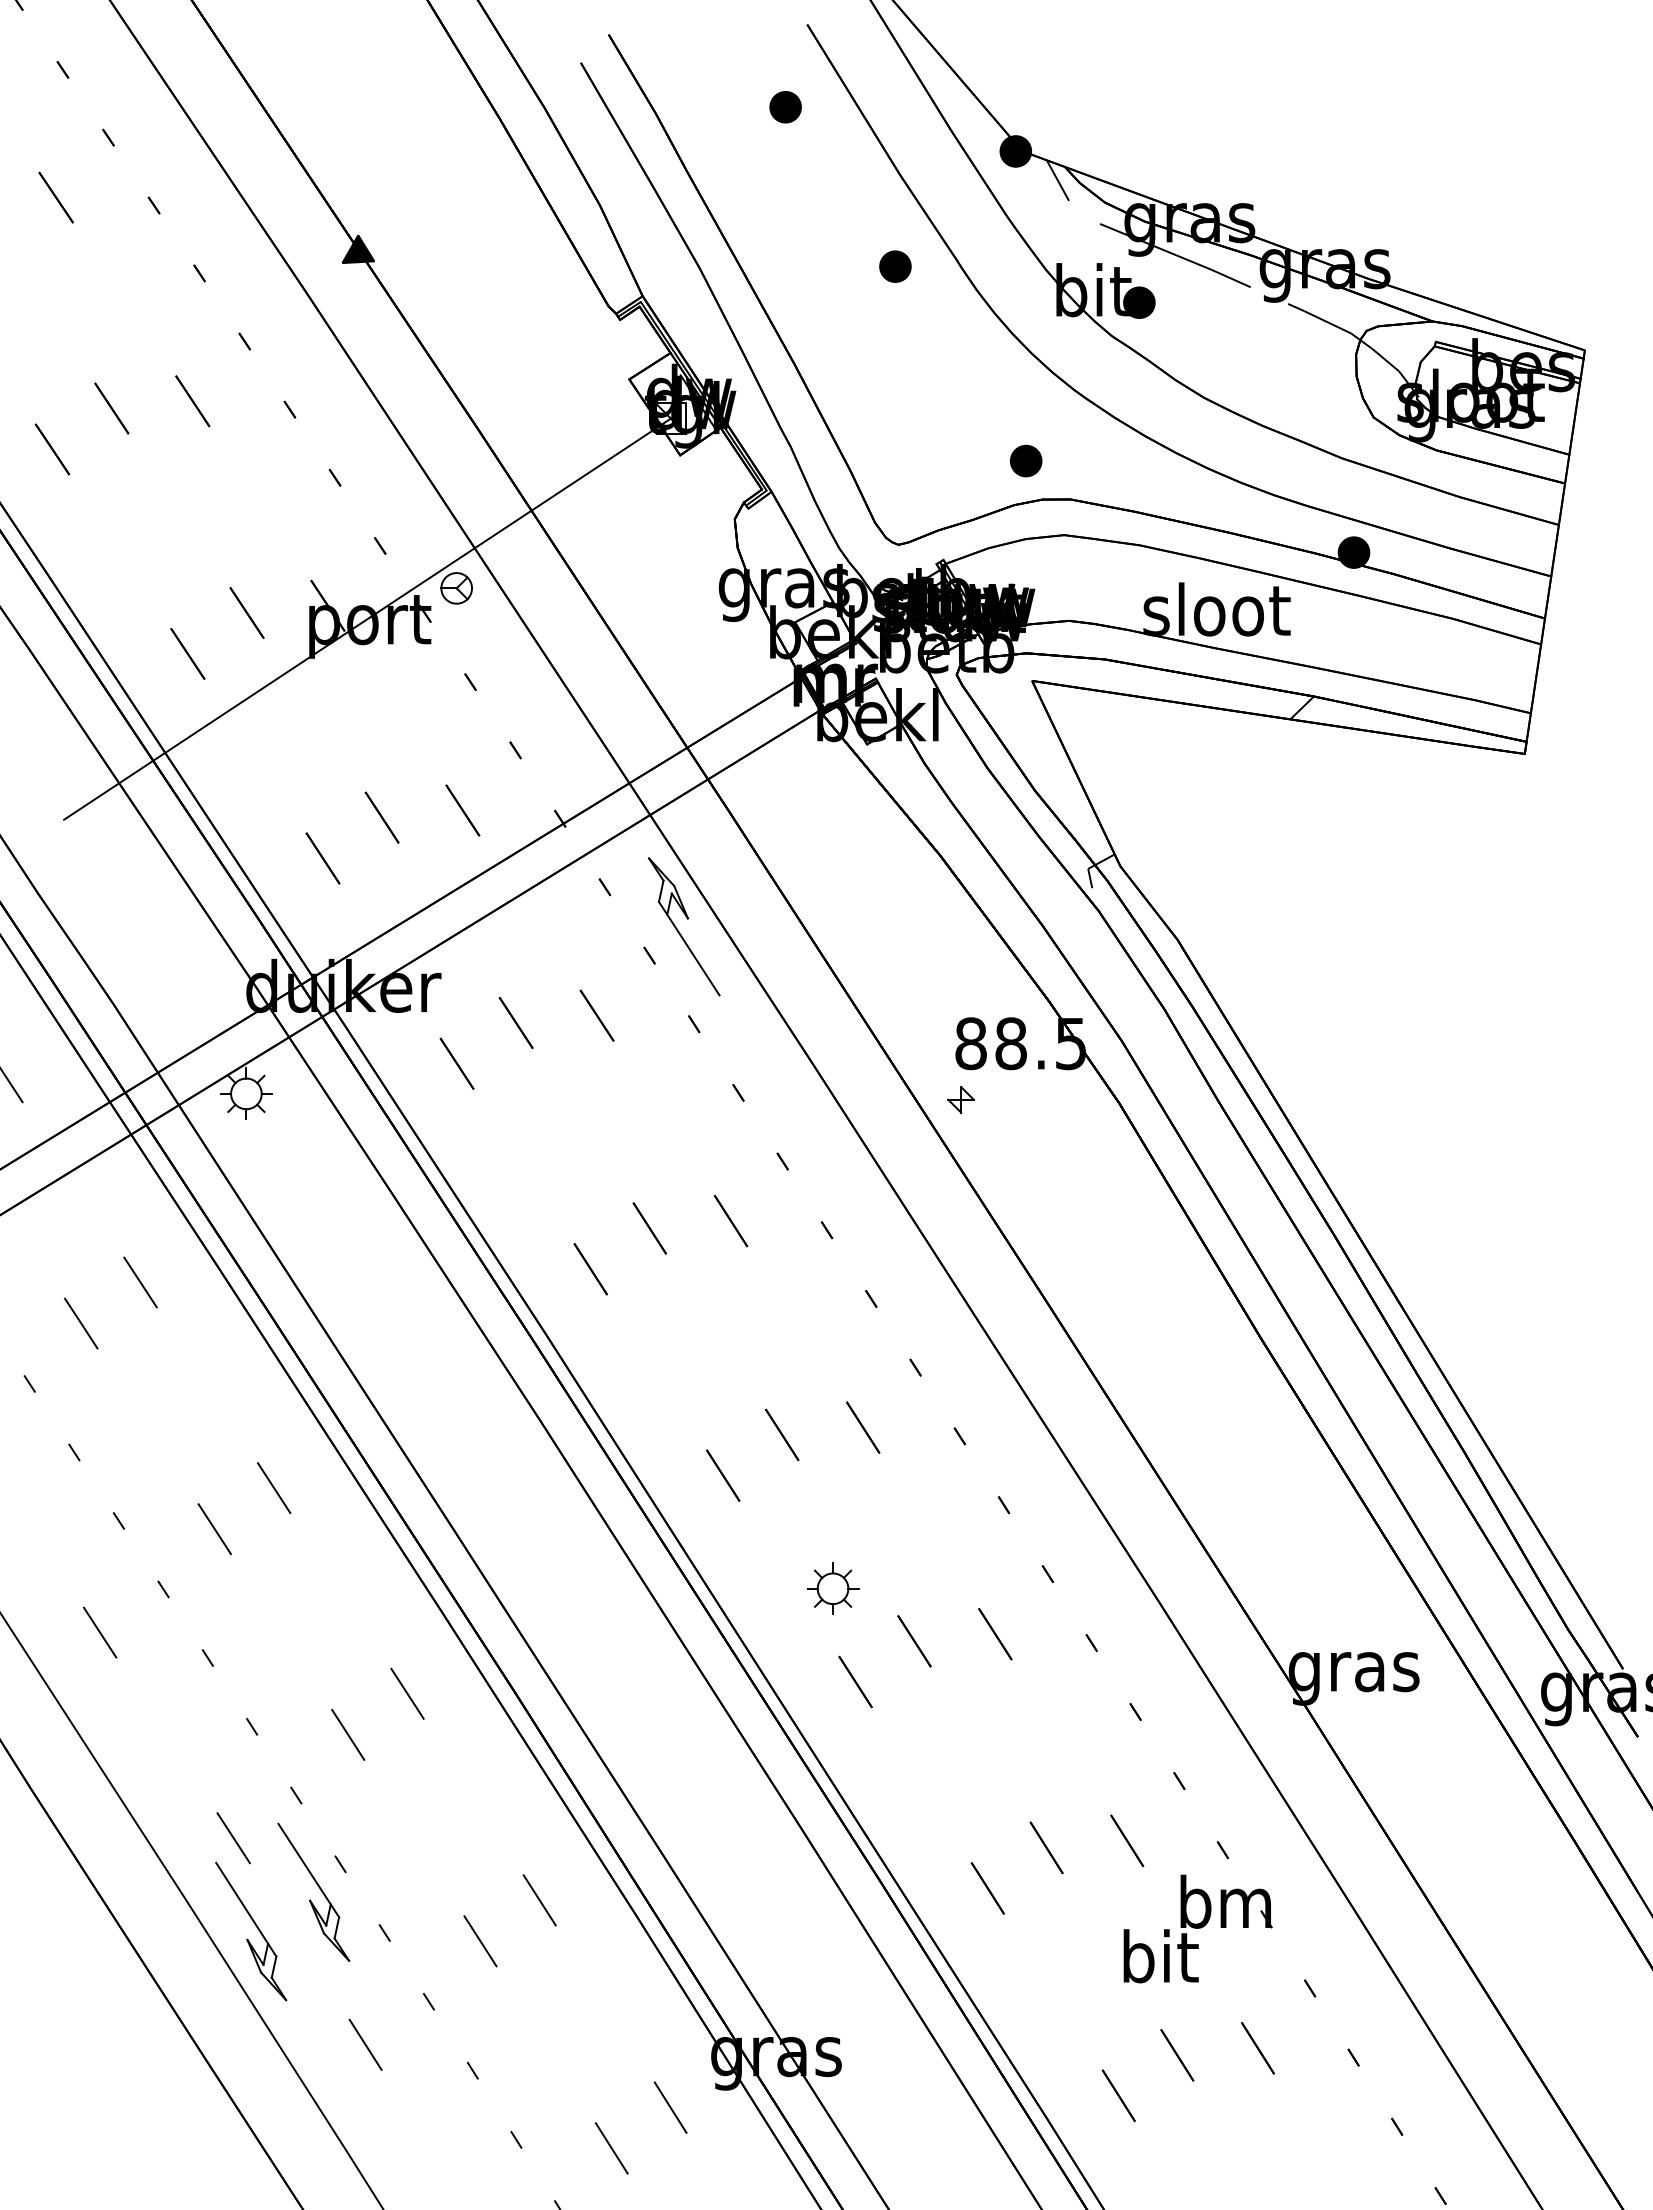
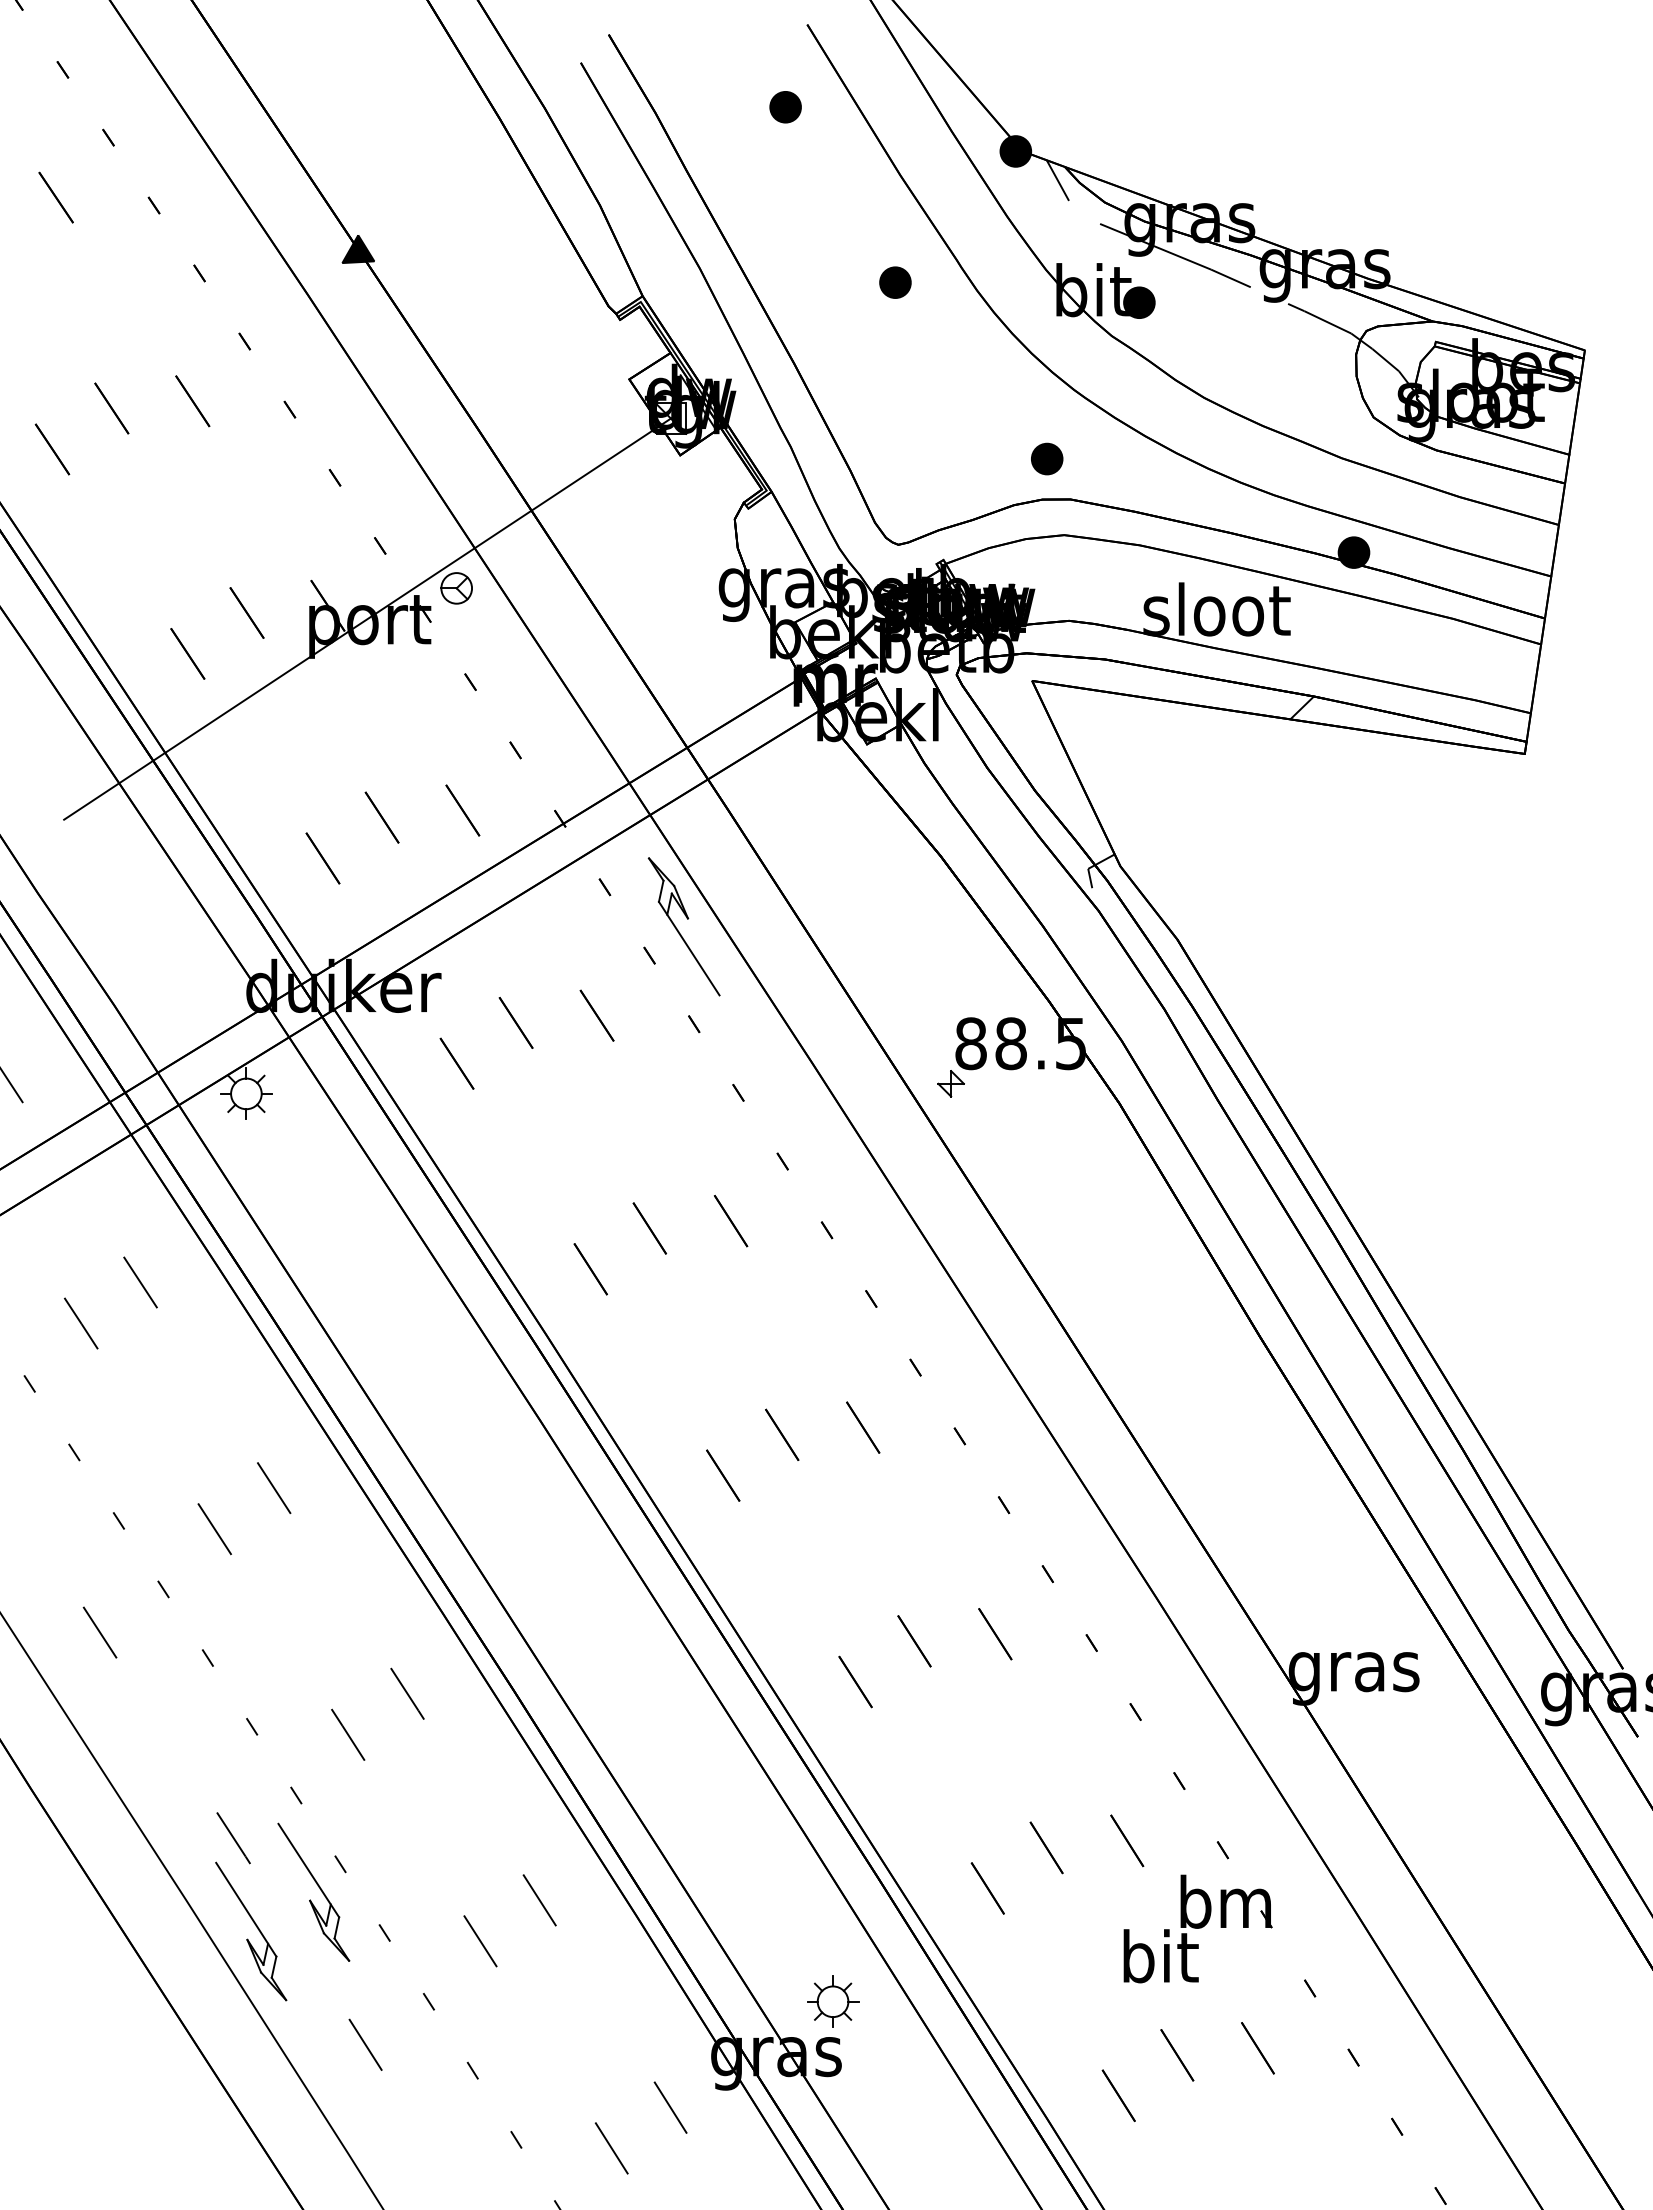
part position: (895, 266) -> (895, 282) (895, 282)
part position: (1026, 460) -> (1047, 458) (1047, 458)
part position: (960, 1099) -> (950, 1083) (950, 1083)
part position: (833, 1588) -> (833, 2001) (833, 2001)
